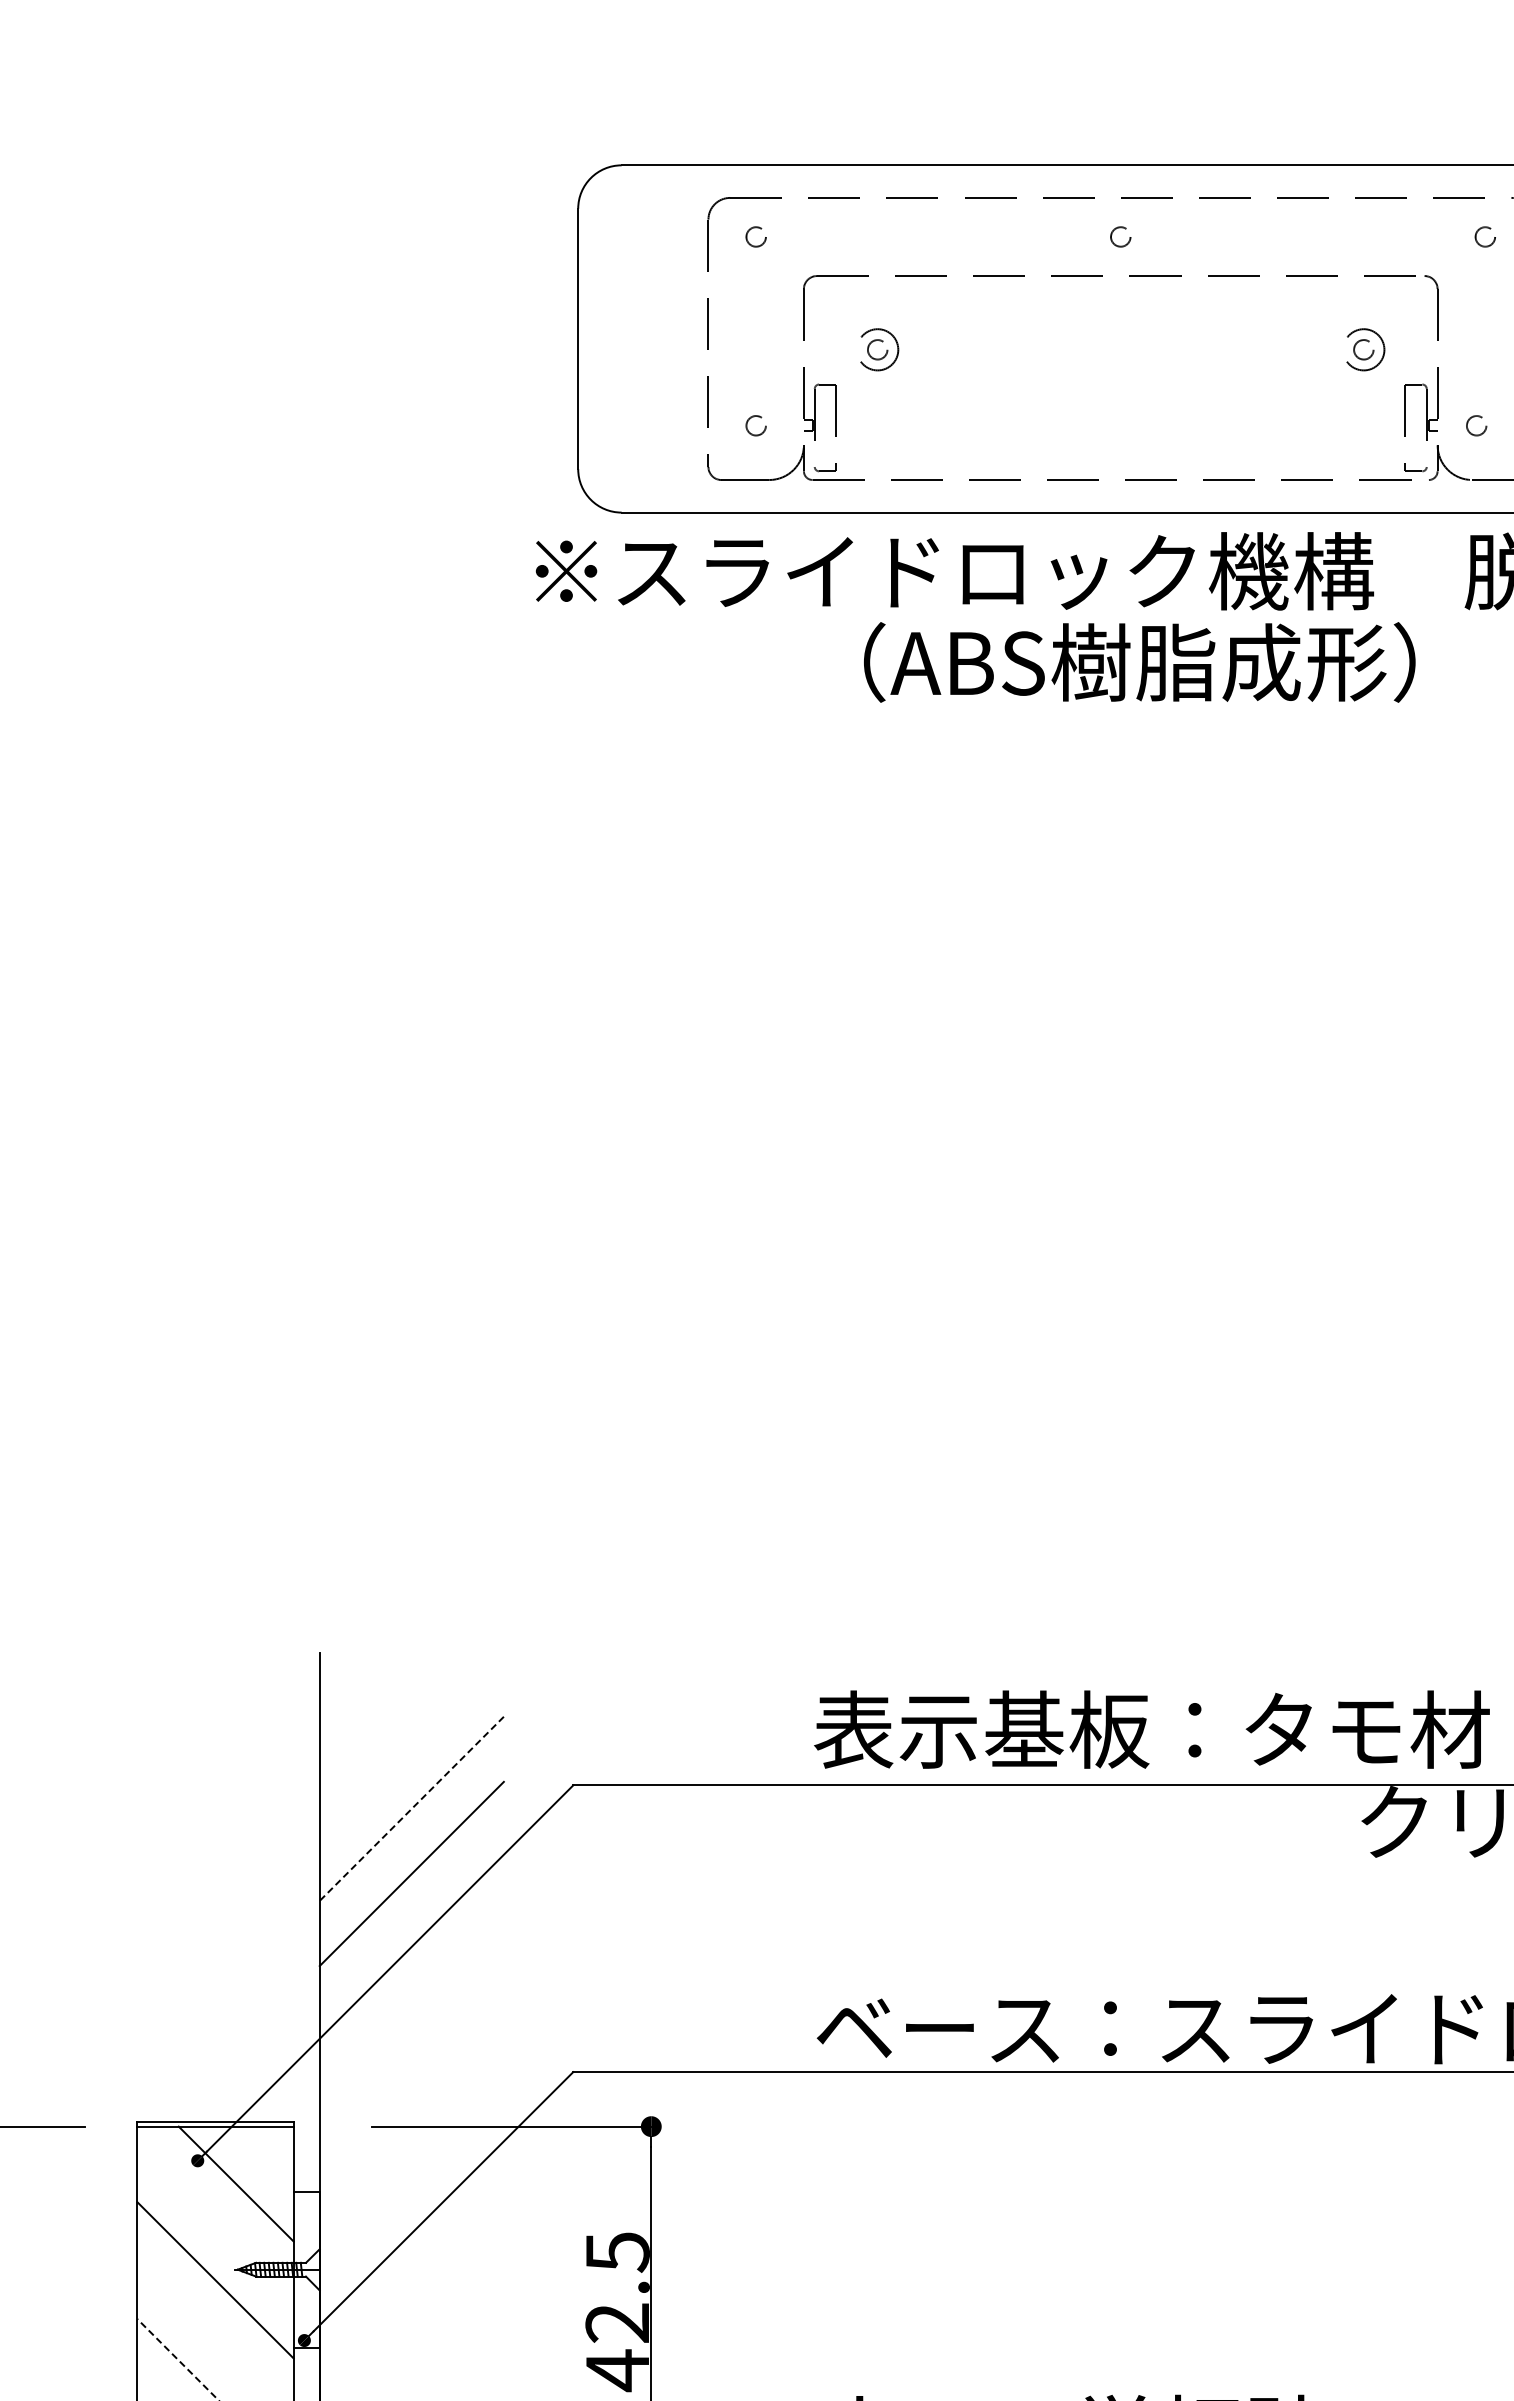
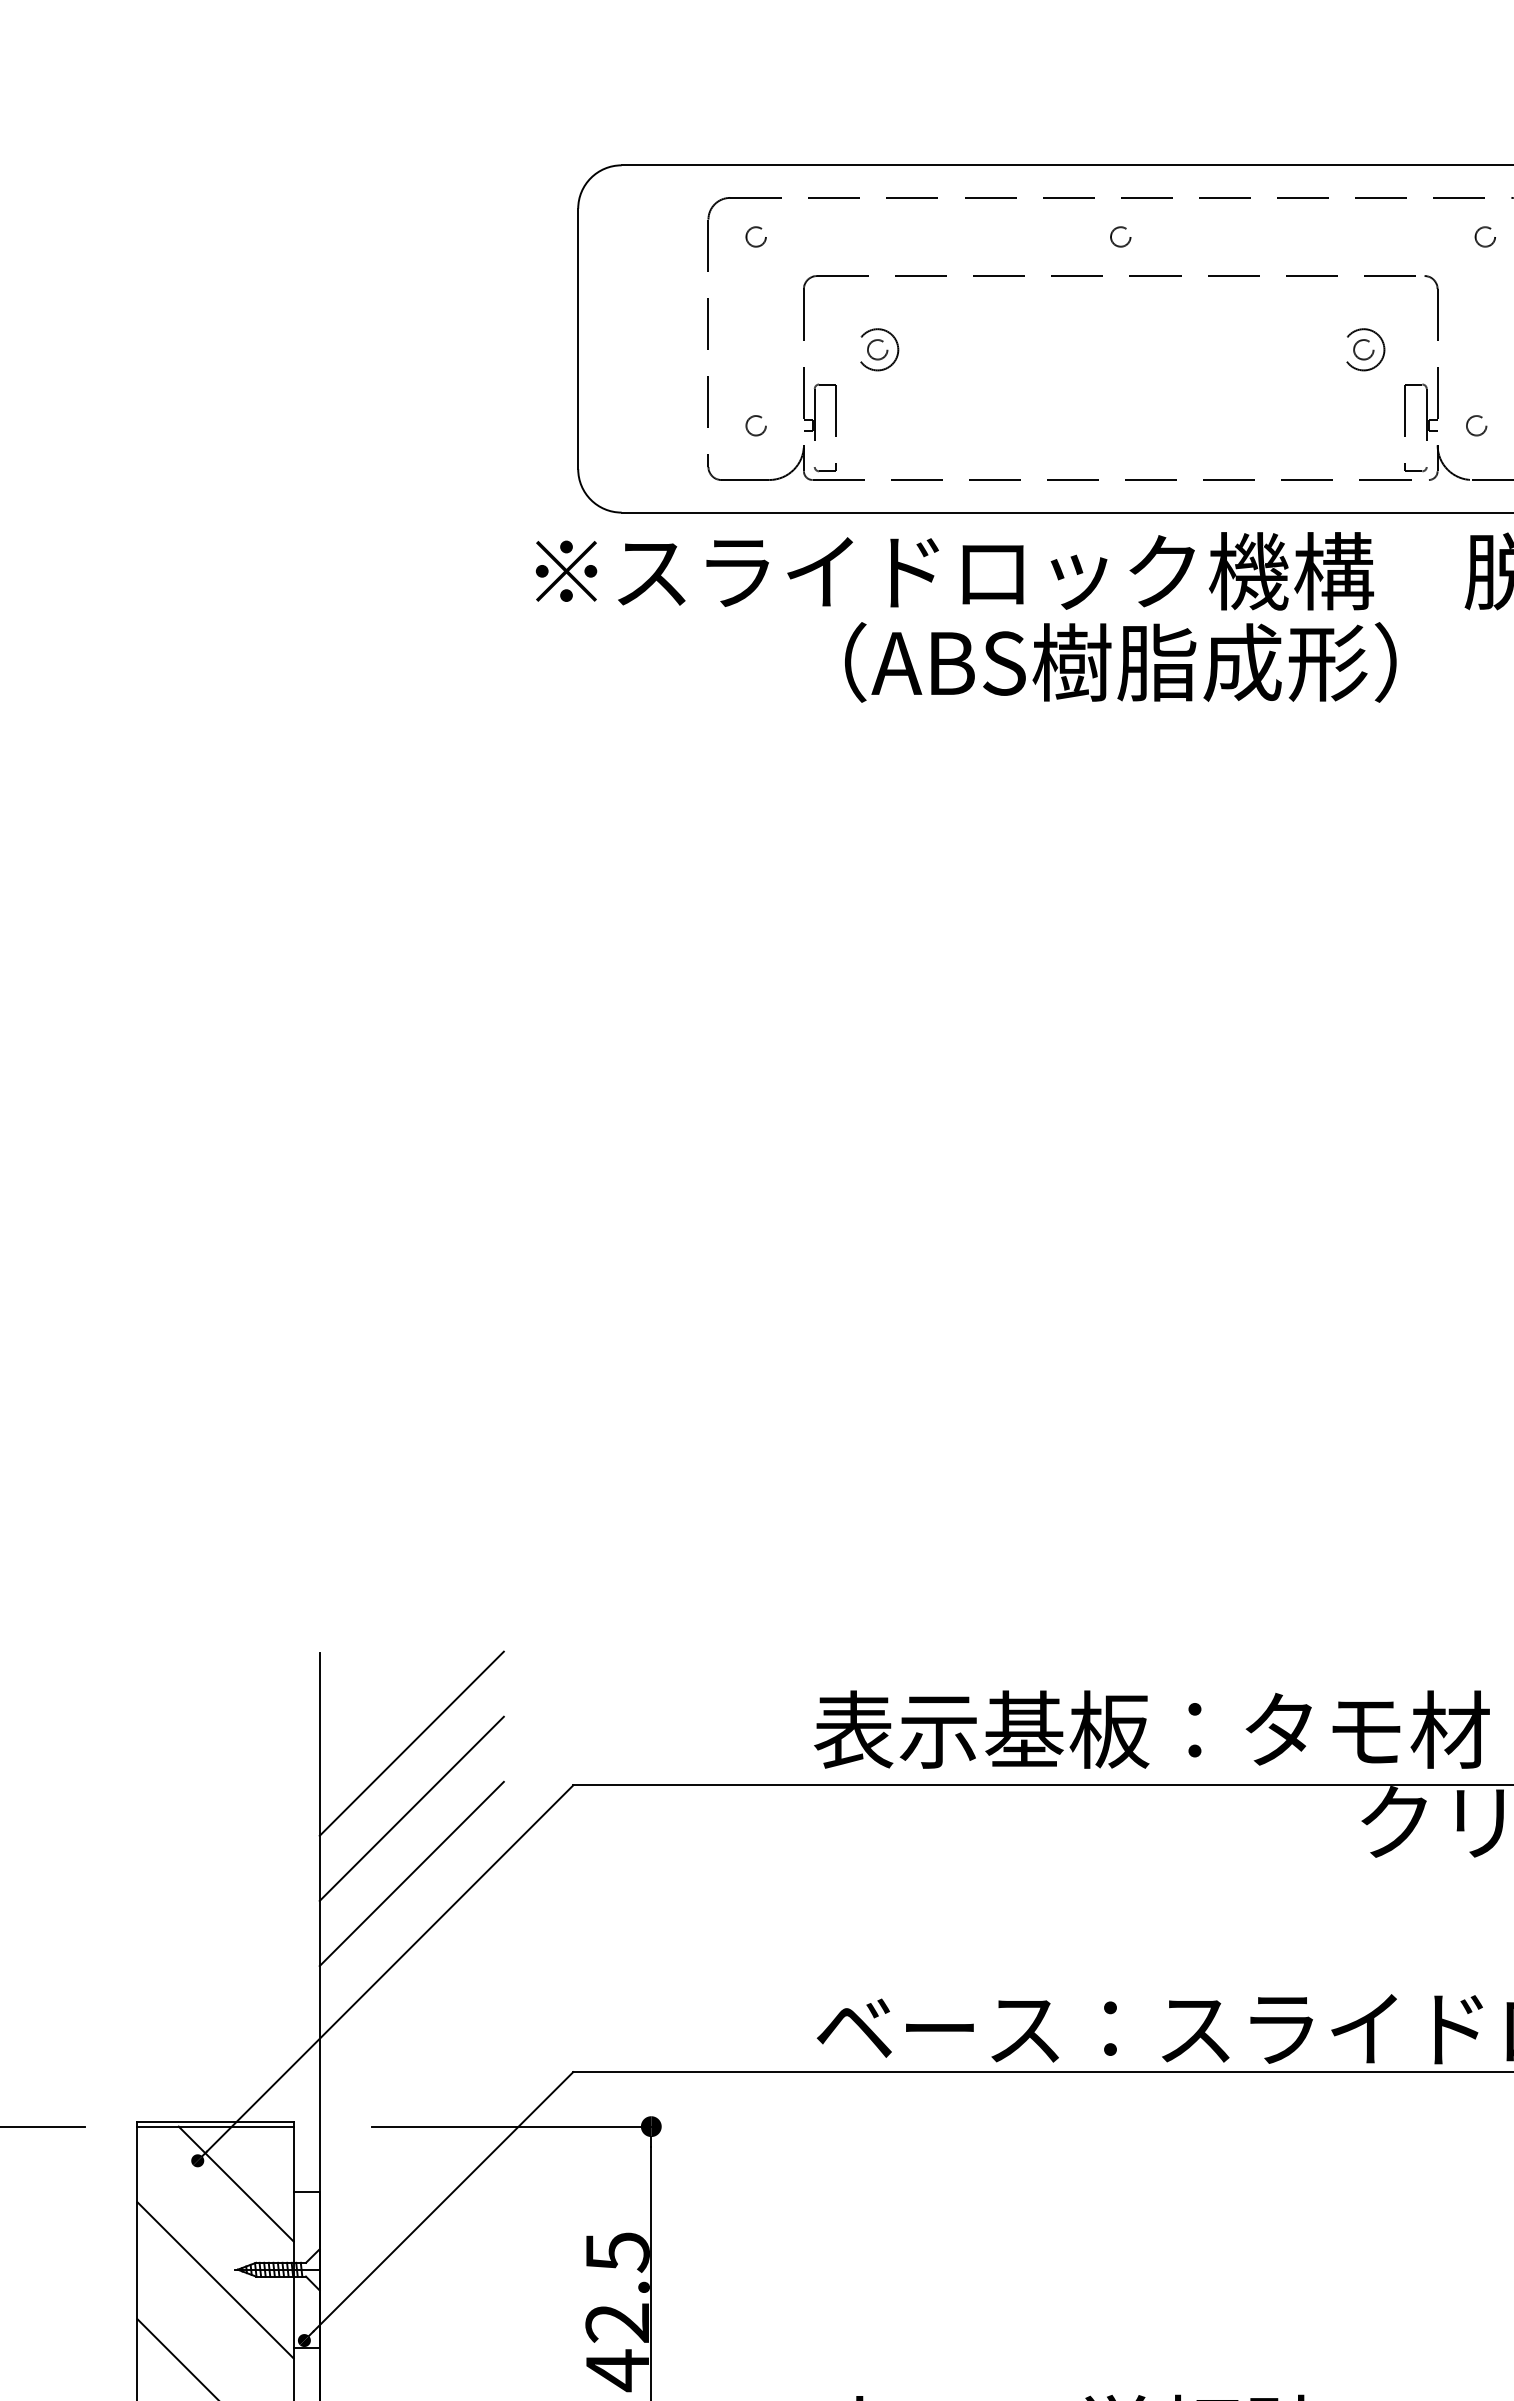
text position: (1139, 662) -> (1120, 662) (1120, 662)
line: none -> present (411, 1743)
line: dashed -> solid (411, 1809)
line: dashed -> solid (177, 2359)
